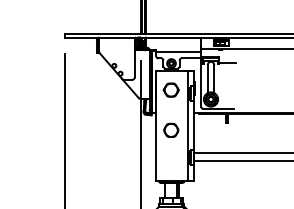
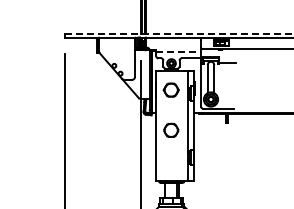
line: solid -> dashed (179, 33)
line: solid -> dashed (179, 51)
line: present -> none (242, 152)
line: present -> none (242, 160)
